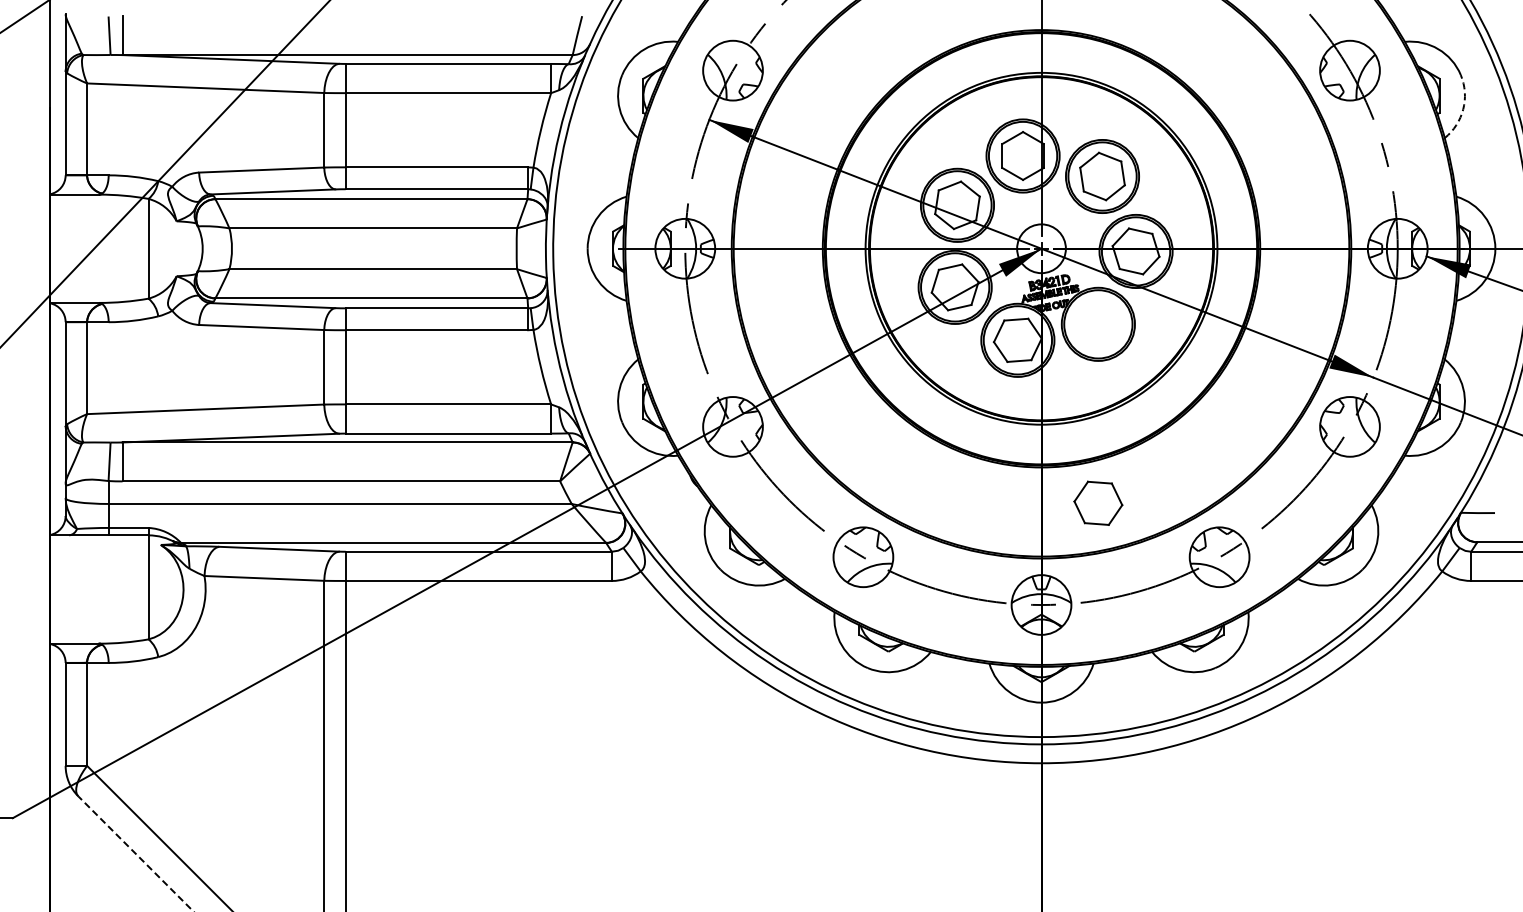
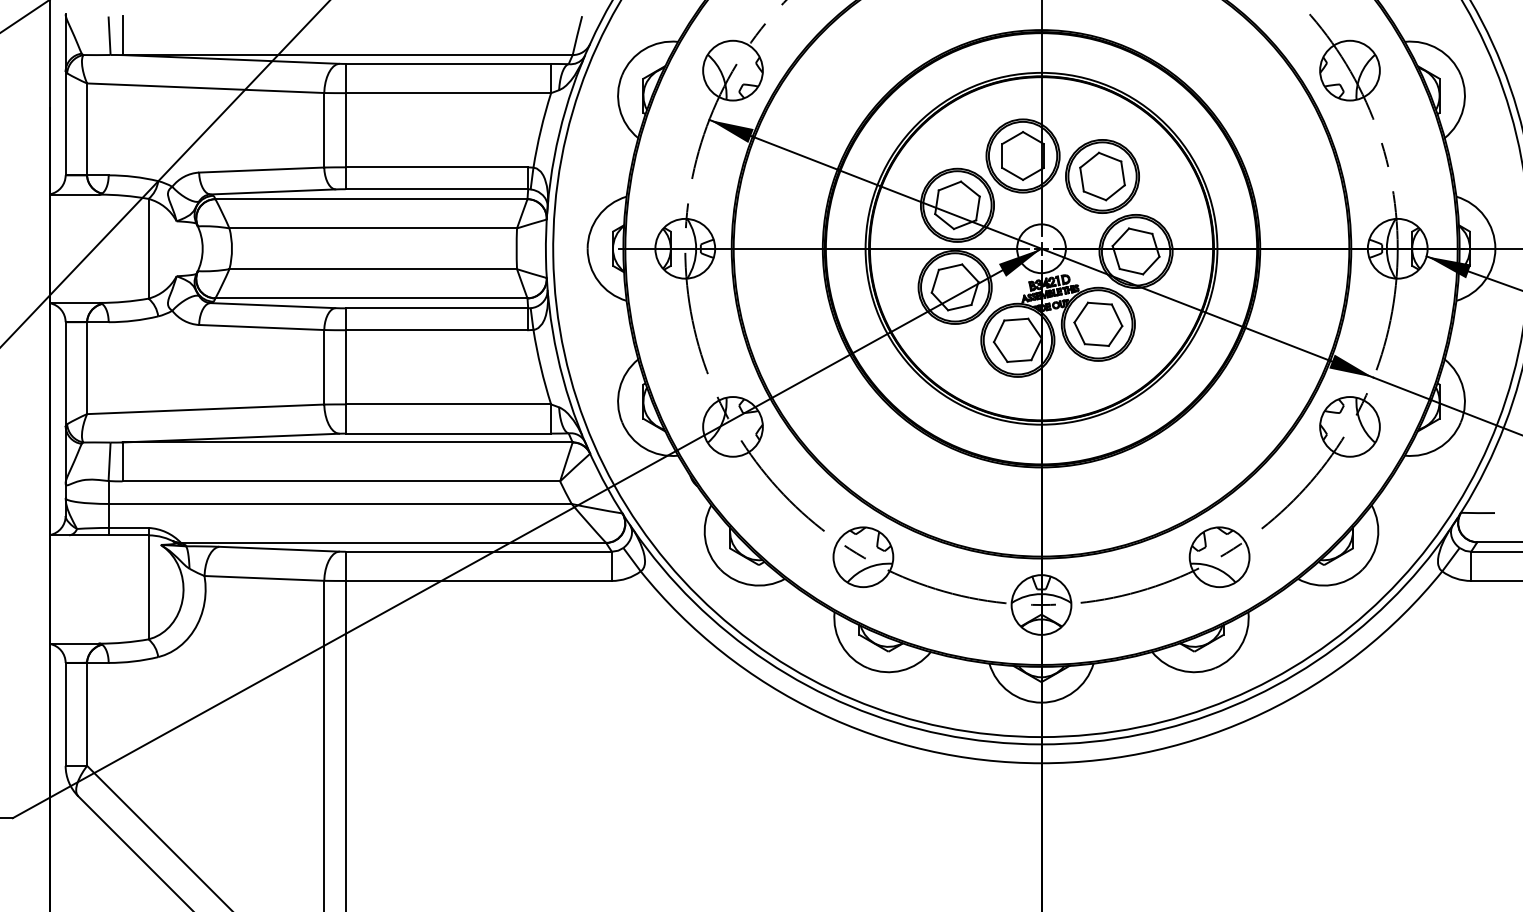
arc: dashed -> solid (1463, 109)
part position: (1098, 502) -> (1098, 323) (1098, 323)
line: dashed -> solid (136, 854)
